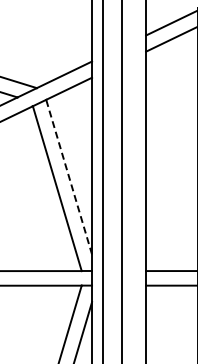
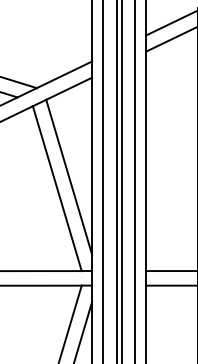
line: dashed -> solid (69, 177)
line: none -> present (116, 181)
line: none -> present (135, 181)
